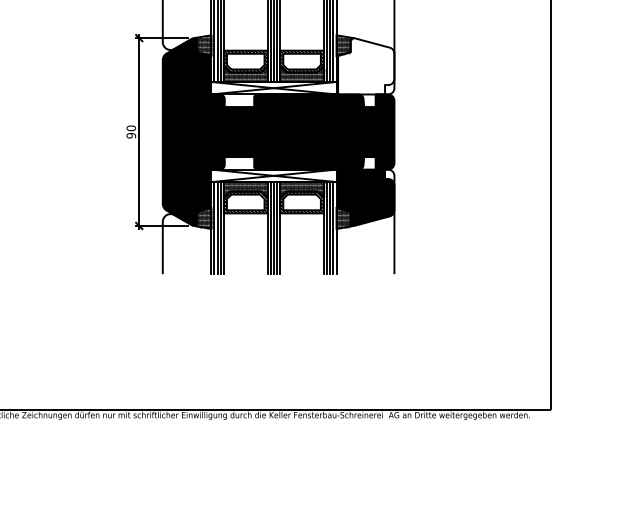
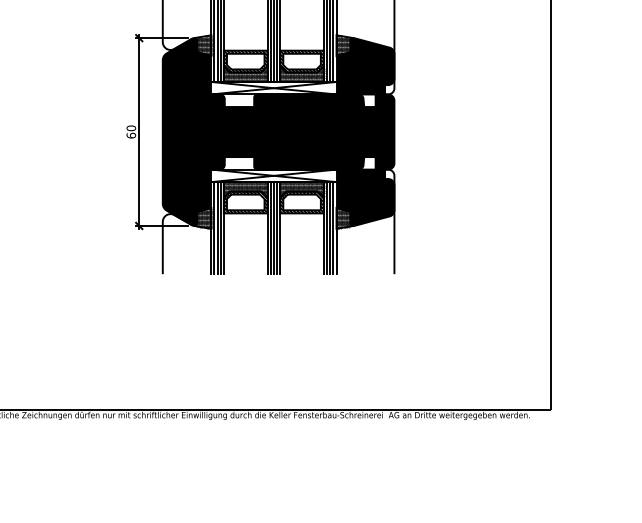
fill: none -> present (366, 66)
text: 90 -> 60 (131, 135)
